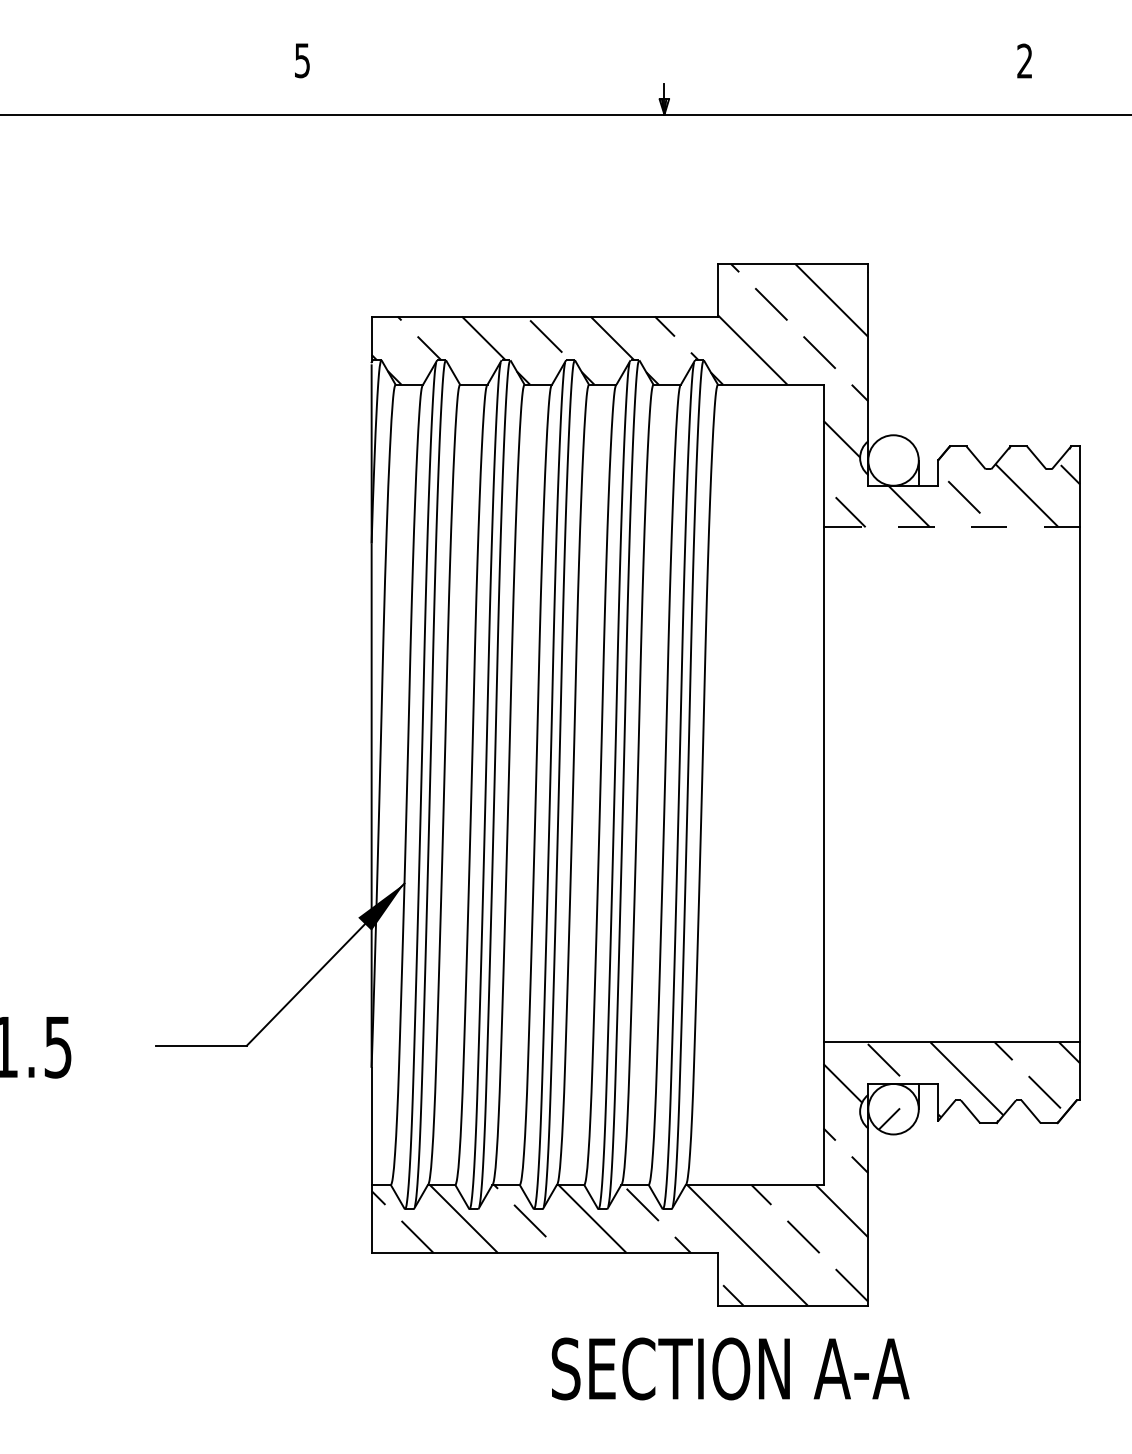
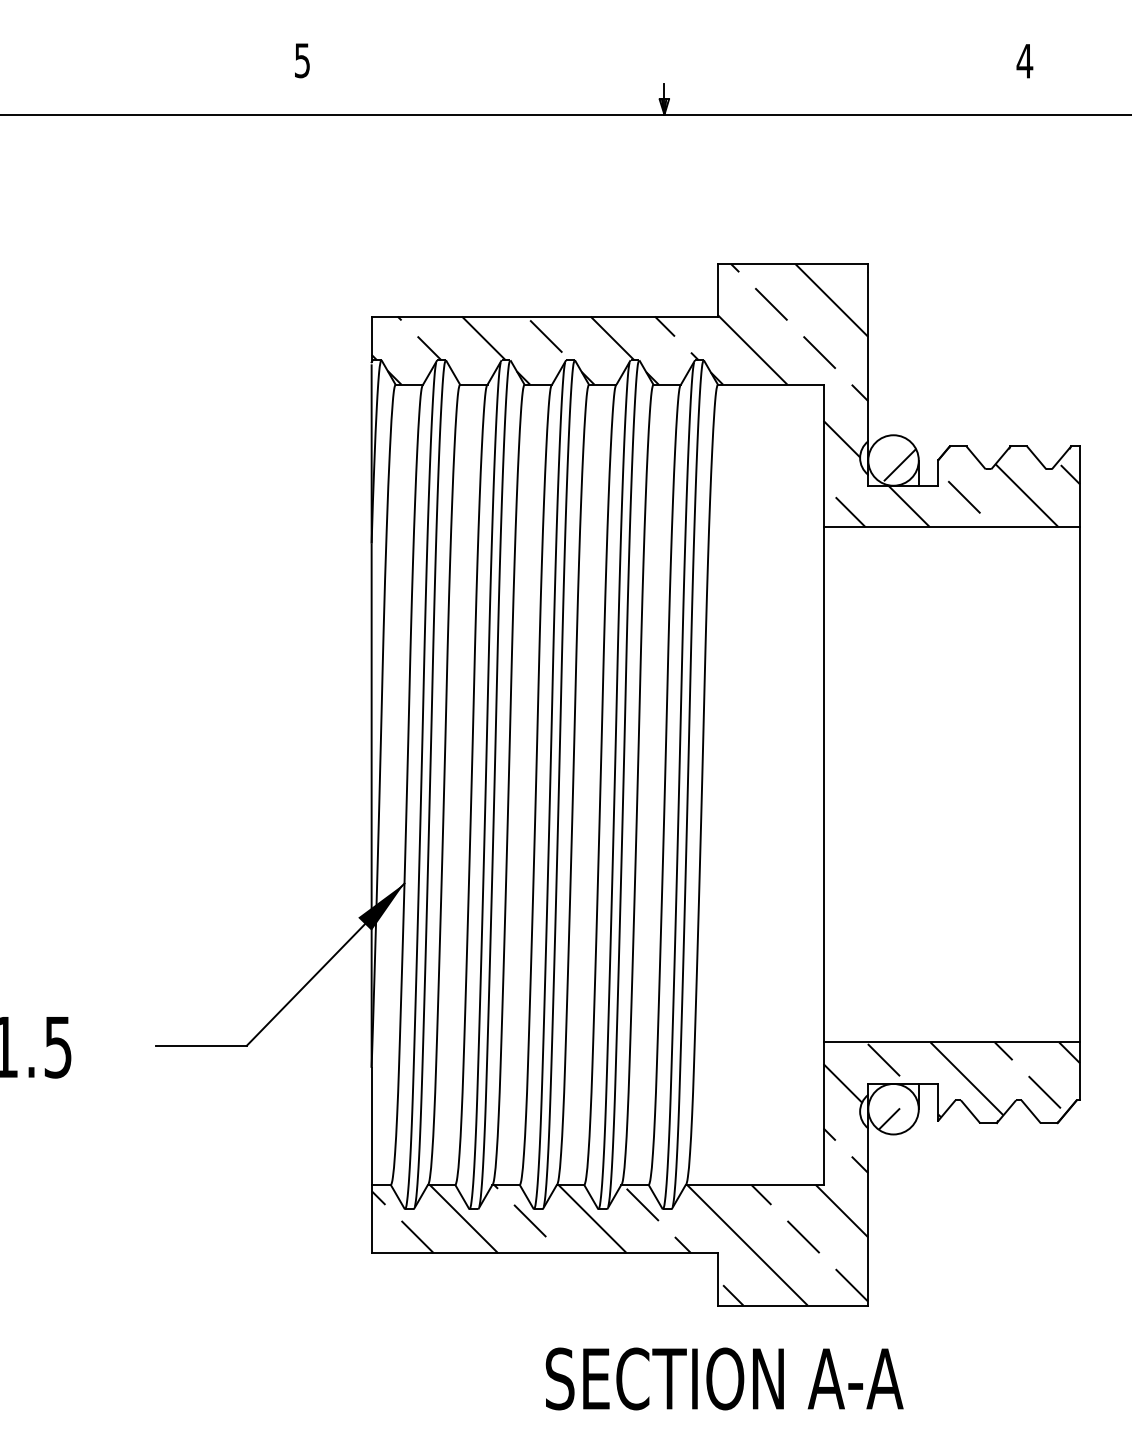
text: 2 -> 4 (1024, 60)
hatch: none -> present (899, 465)
line: dashed -> solid (951, 527)
text position: (730, 1368) -> (724, 1378) (724, 1378)
